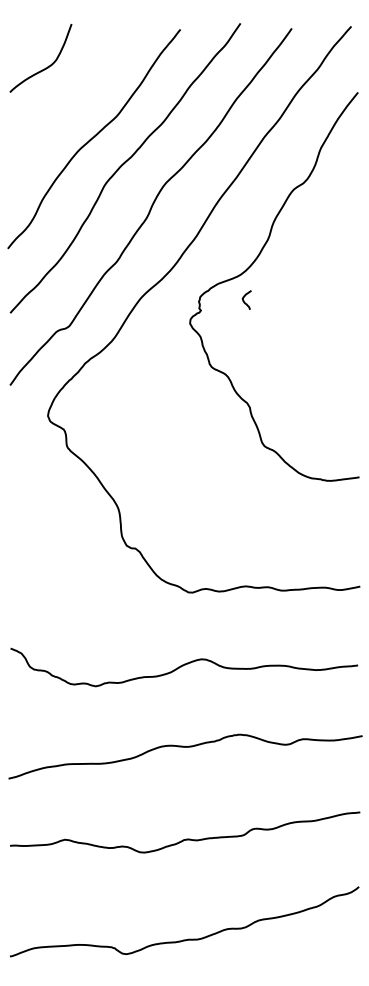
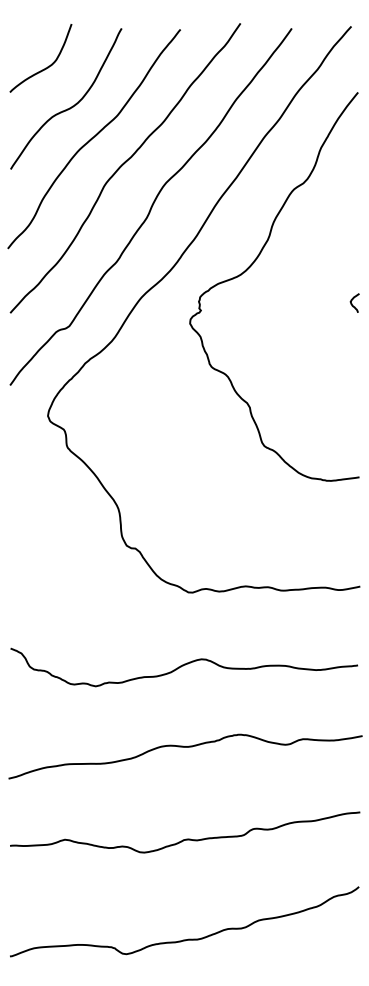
curve: none -> present (72, 105)
curve position: (244, 300) -> (352, 303) (352, 303)
